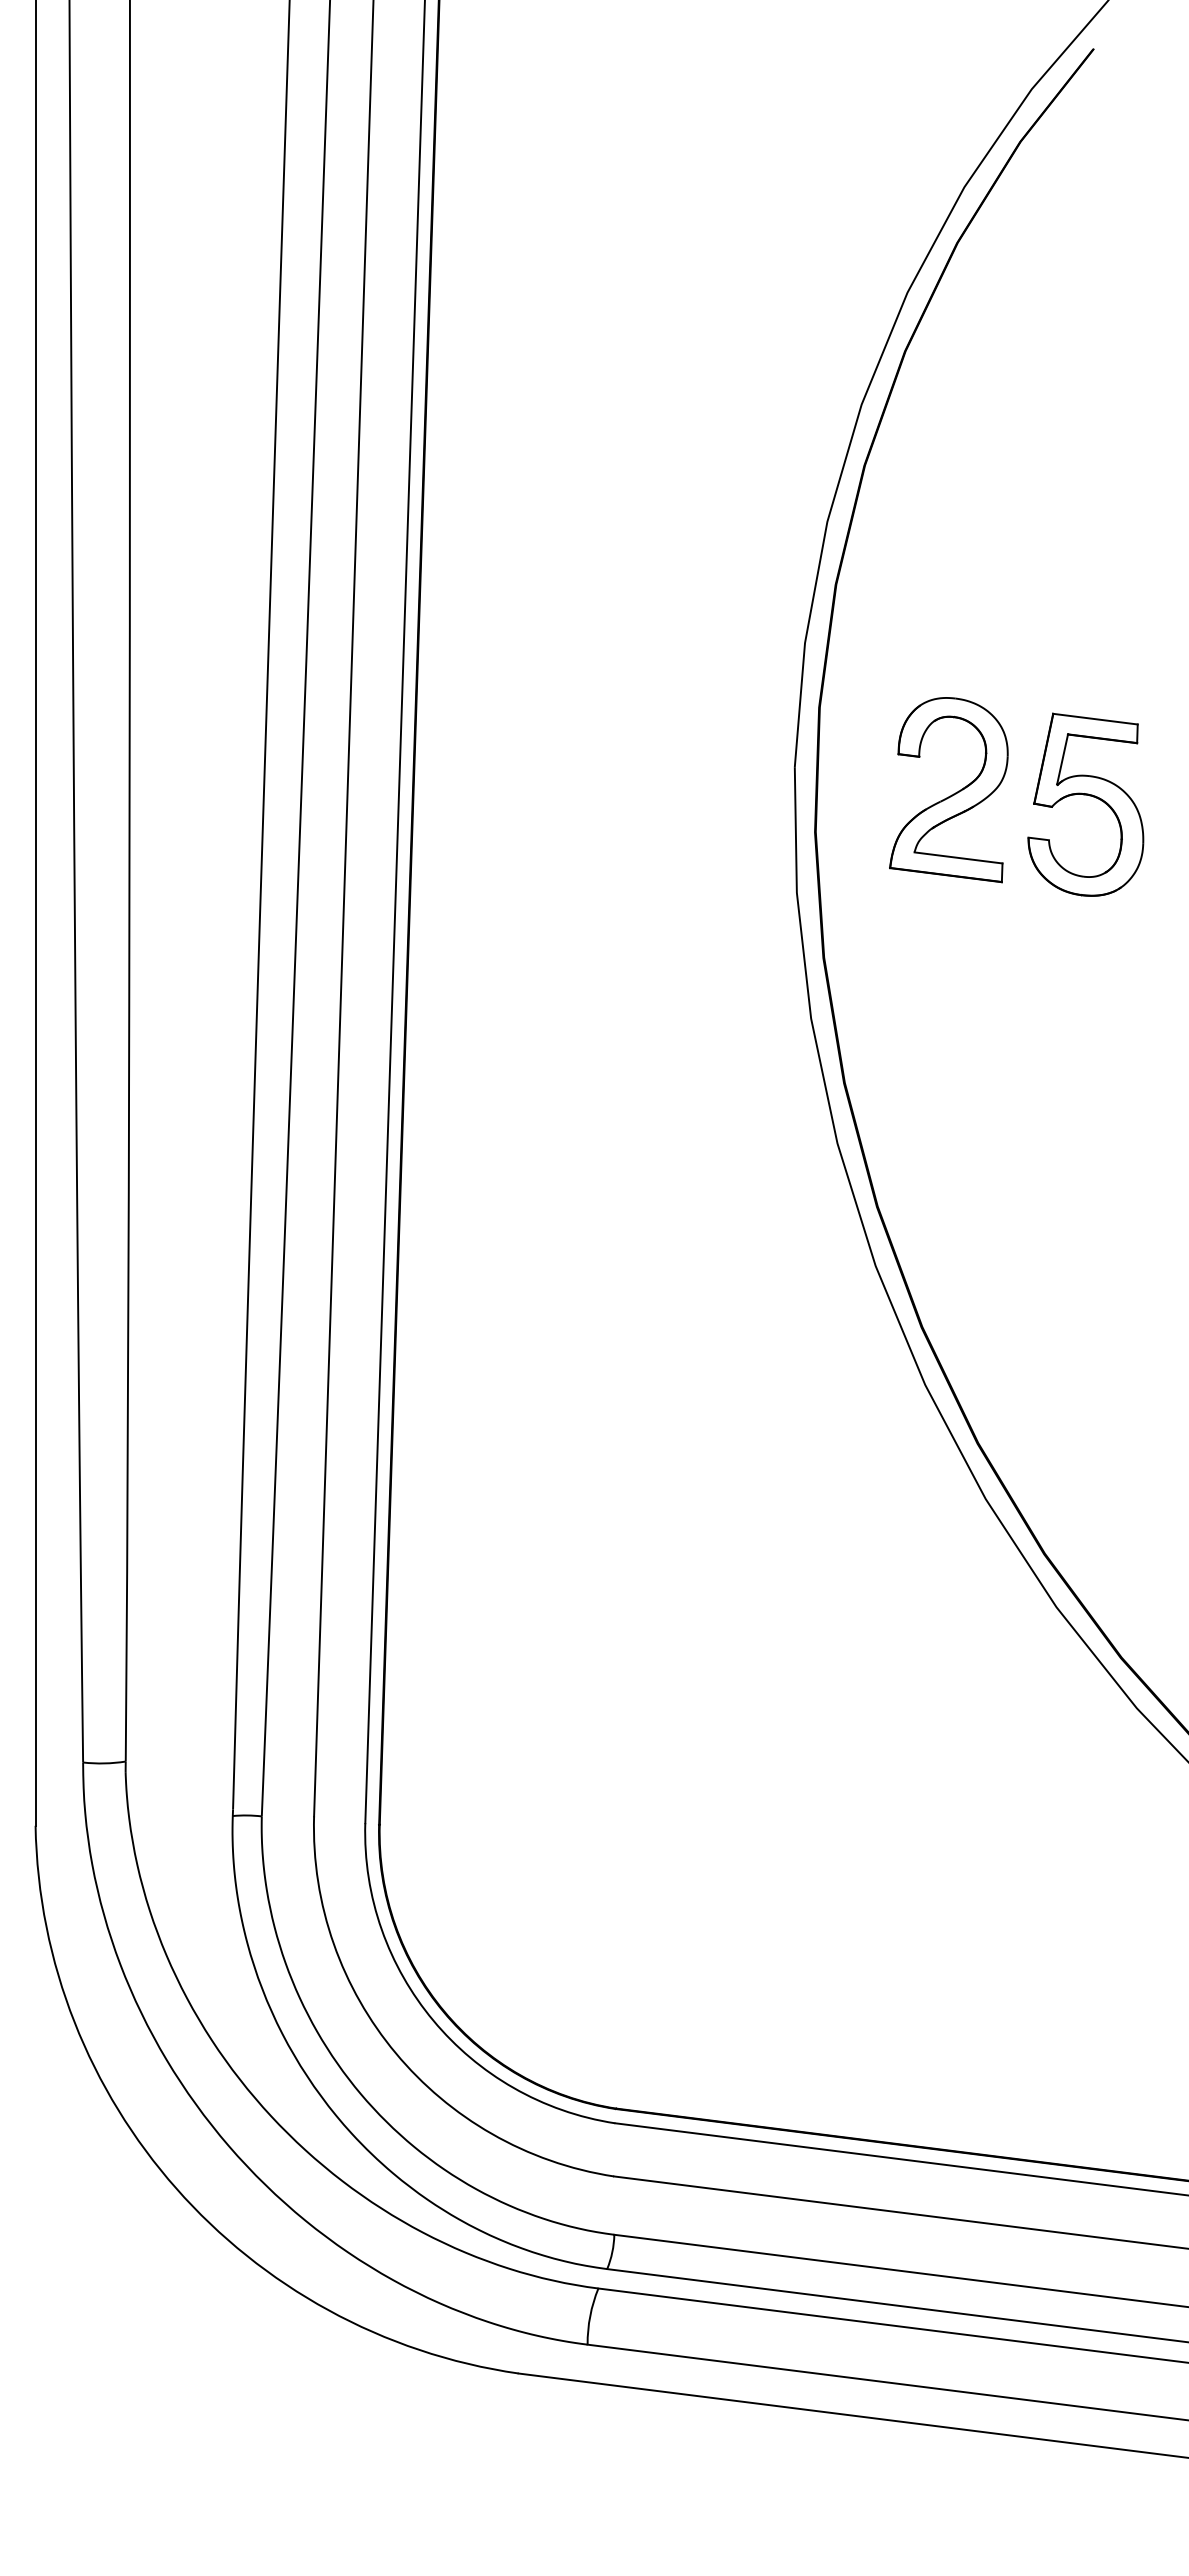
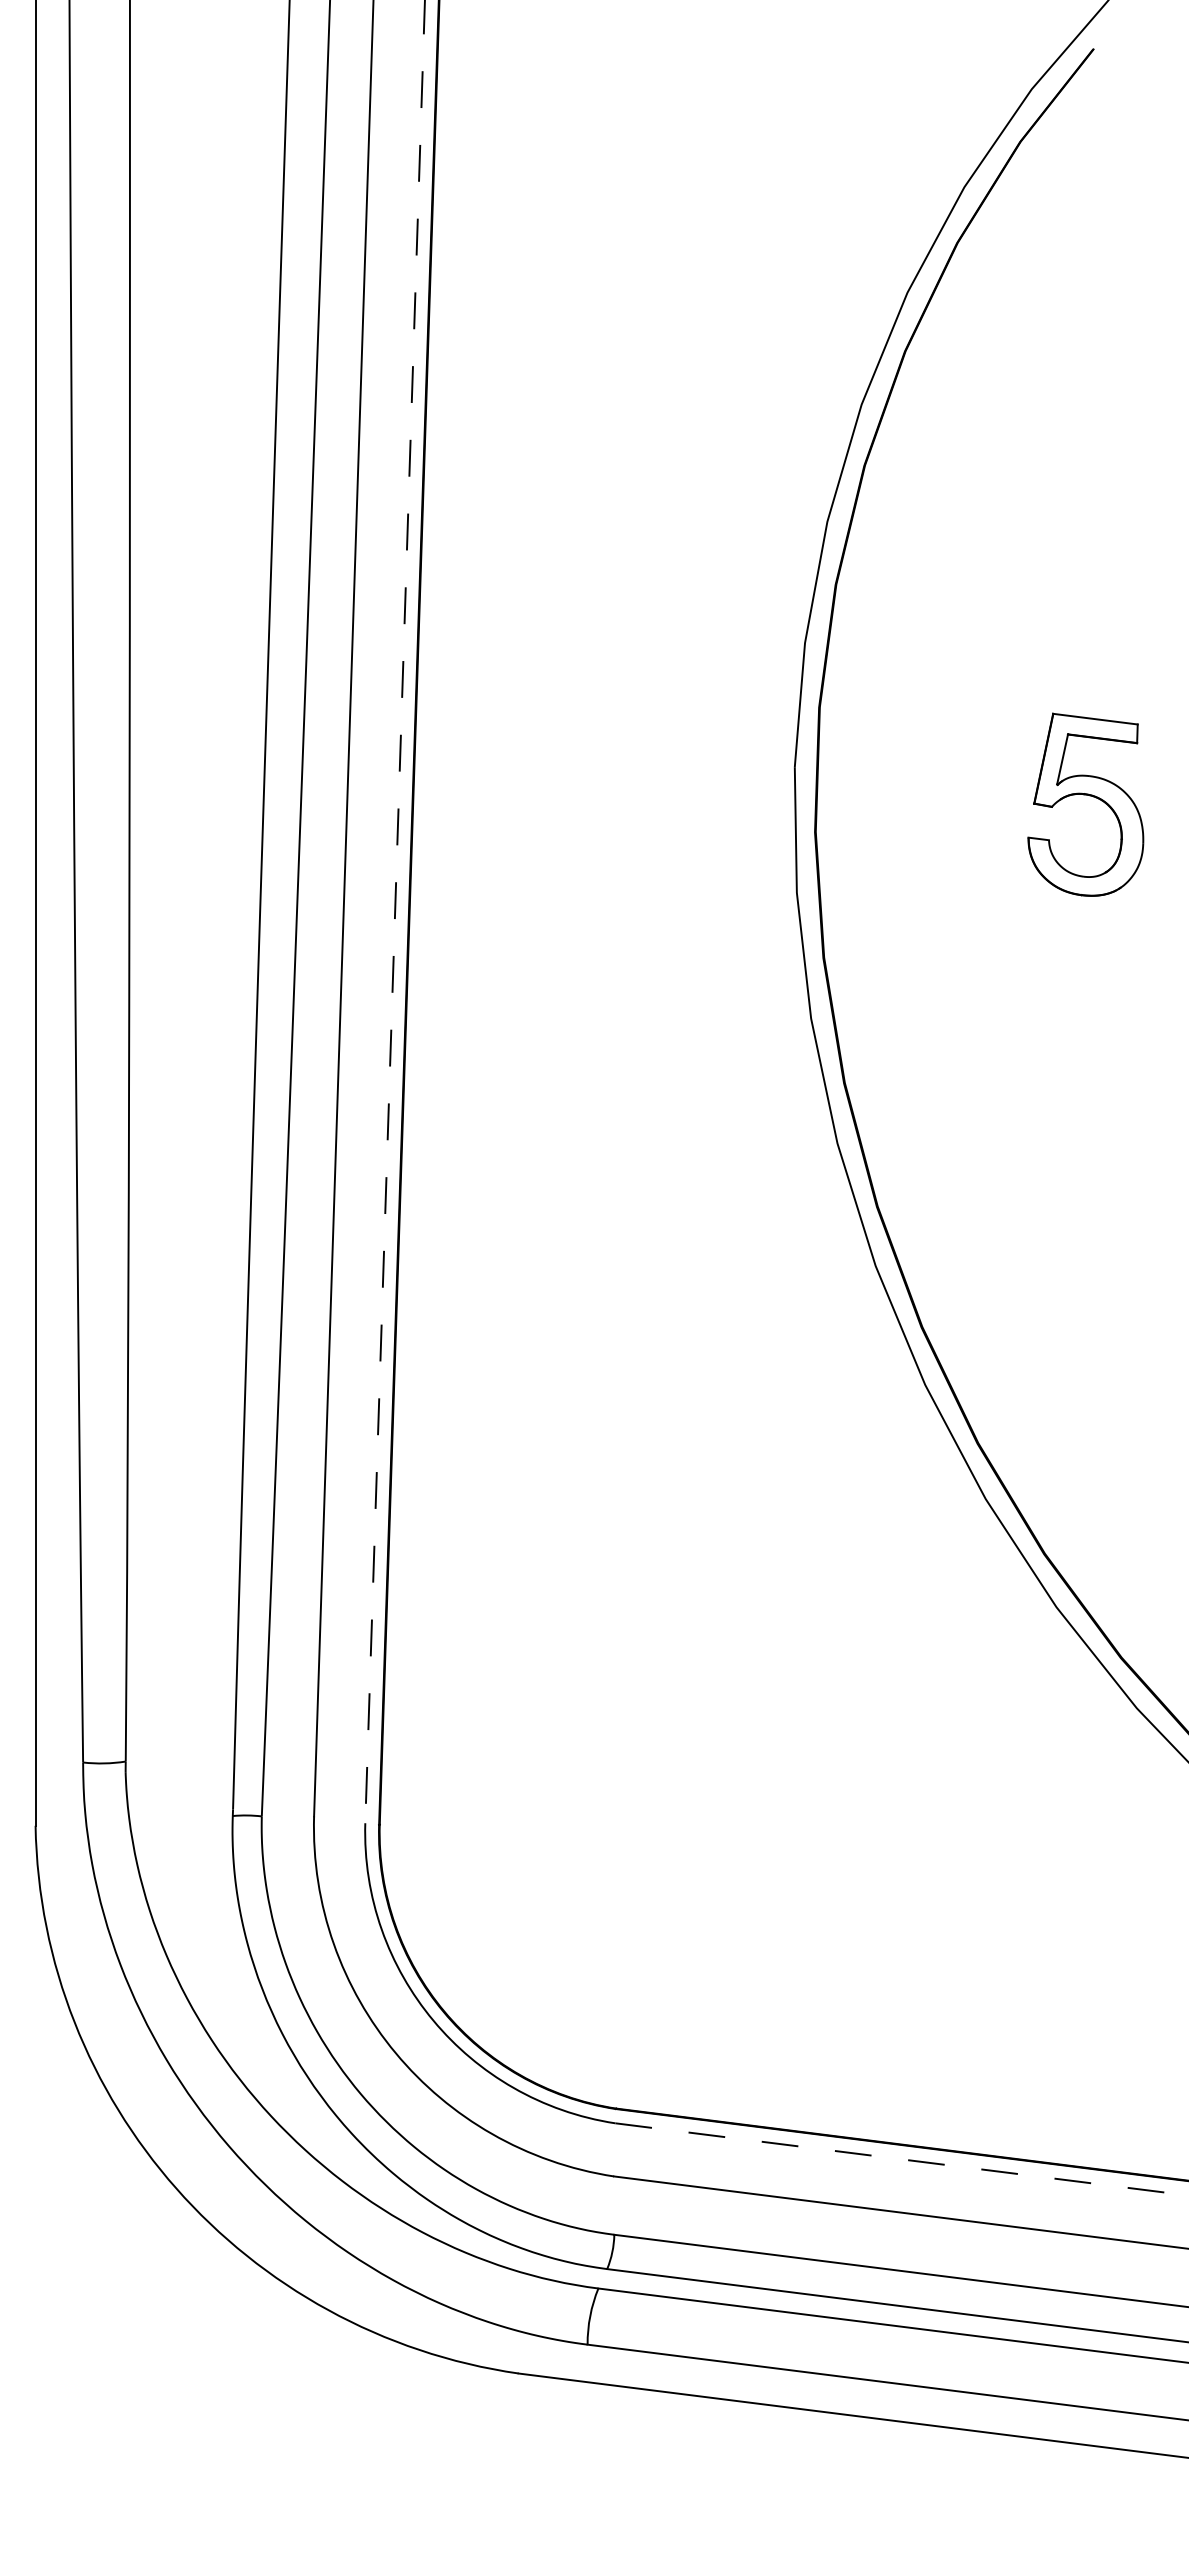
part: present -> none (948, 790)
line: solid -> dashed (395, 911)
line: solid -> dashed (902, 2159)
